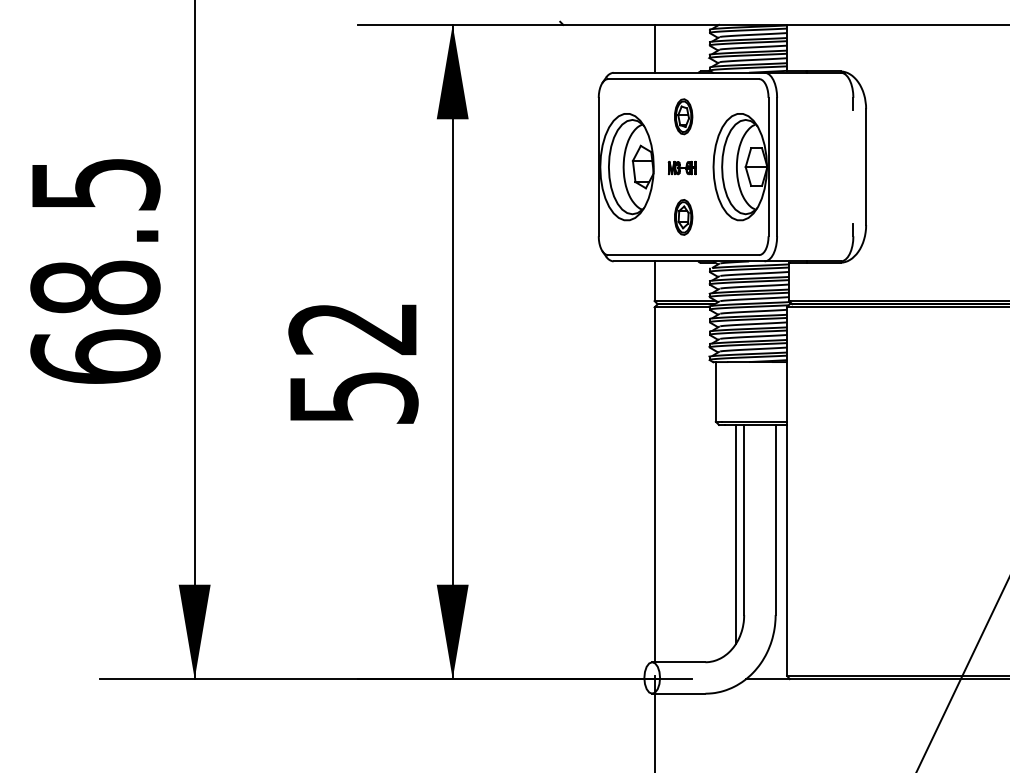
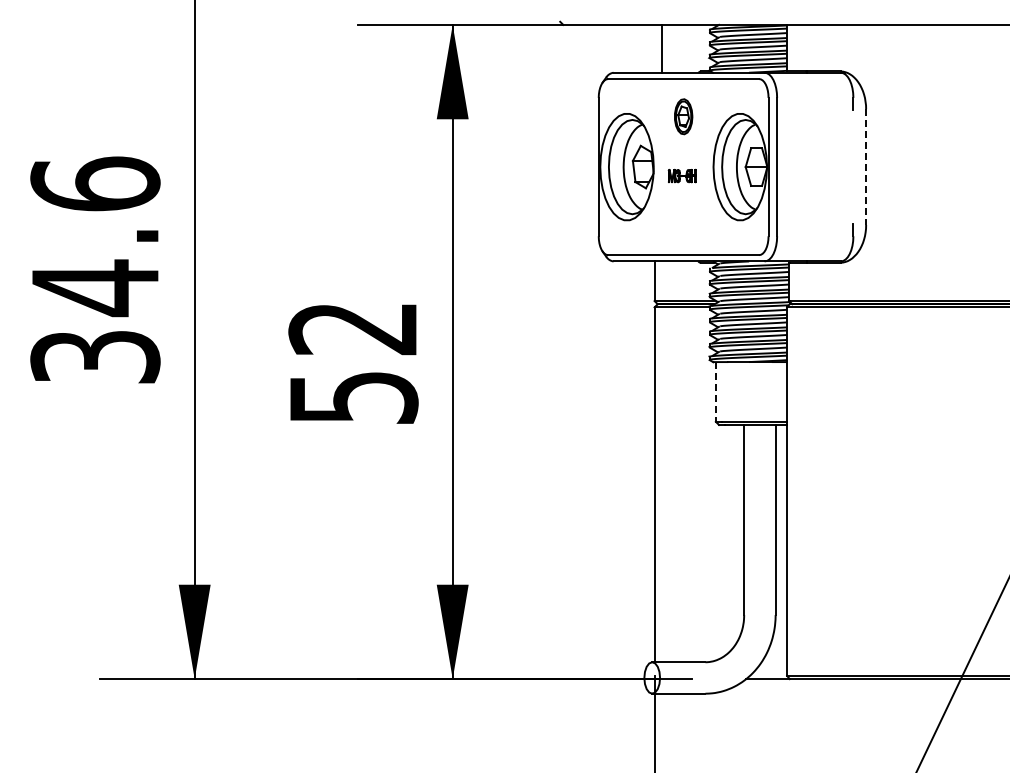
line position: (654, 48) -> (661, 48) (661, 48)
part position: (681, 167) -> (681, 175) (681, 175)
line: solid -> dashed (866, 167)
part: present -> none (683, 217)
text: 68.5 -> 34.6 (95, 269)
line: solid -> dashed (715, 391)
line: present -> none (735, 534)
